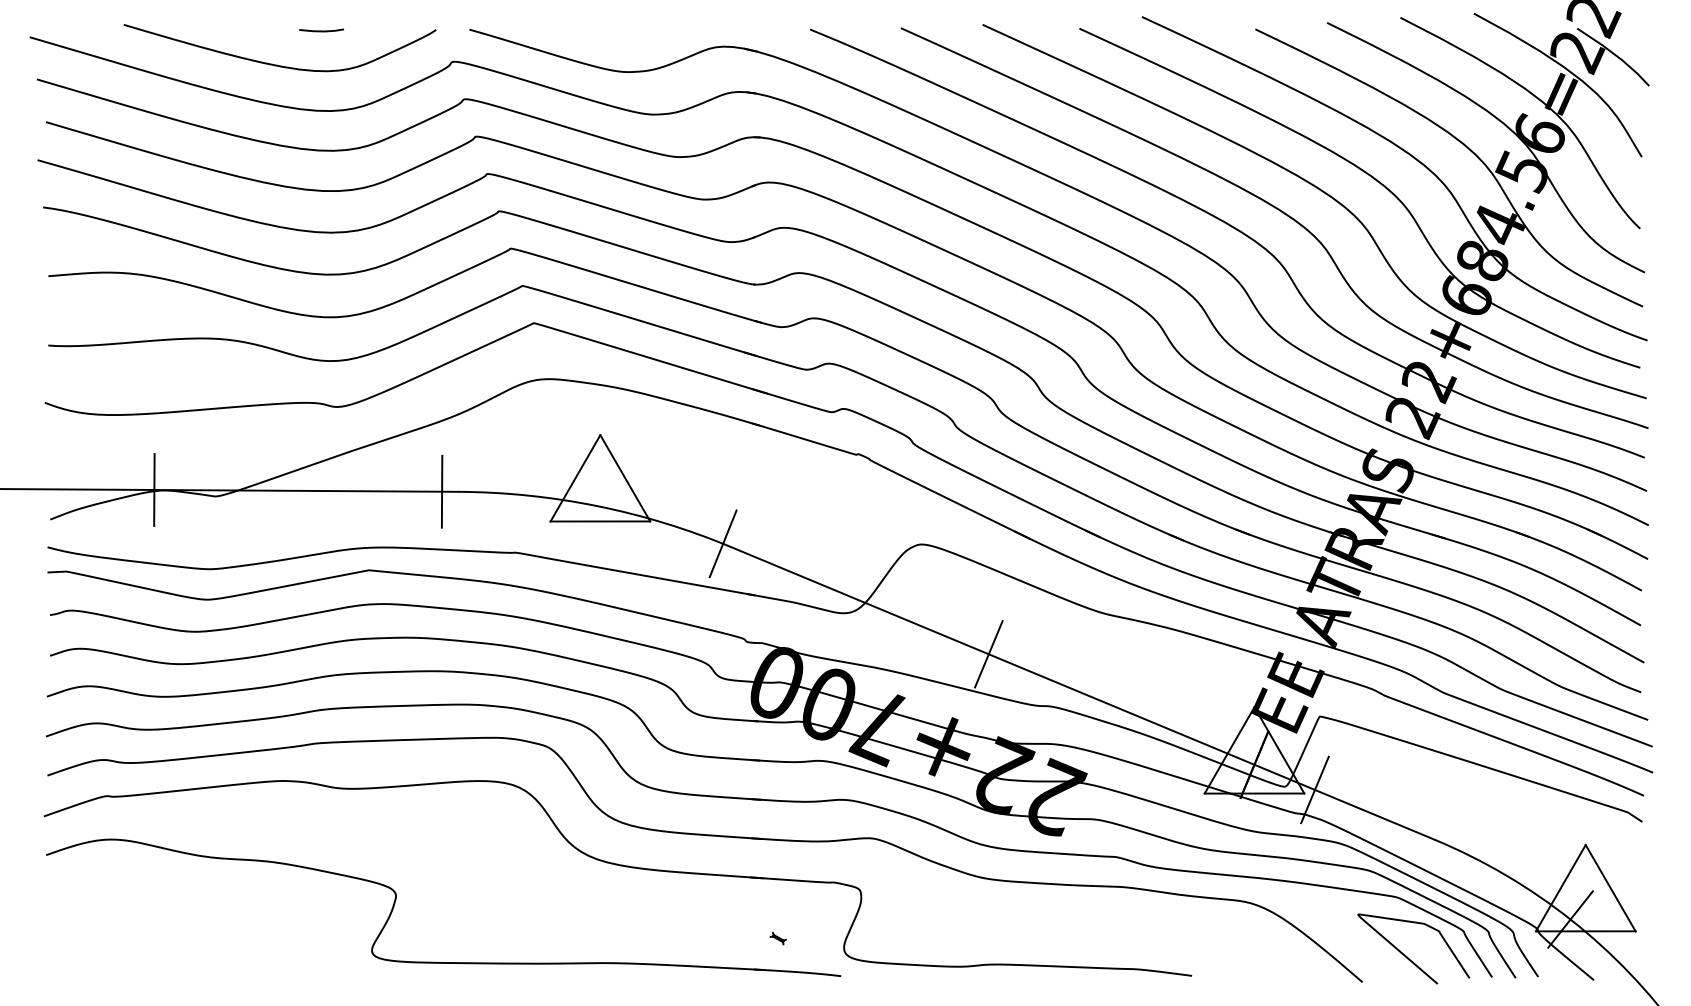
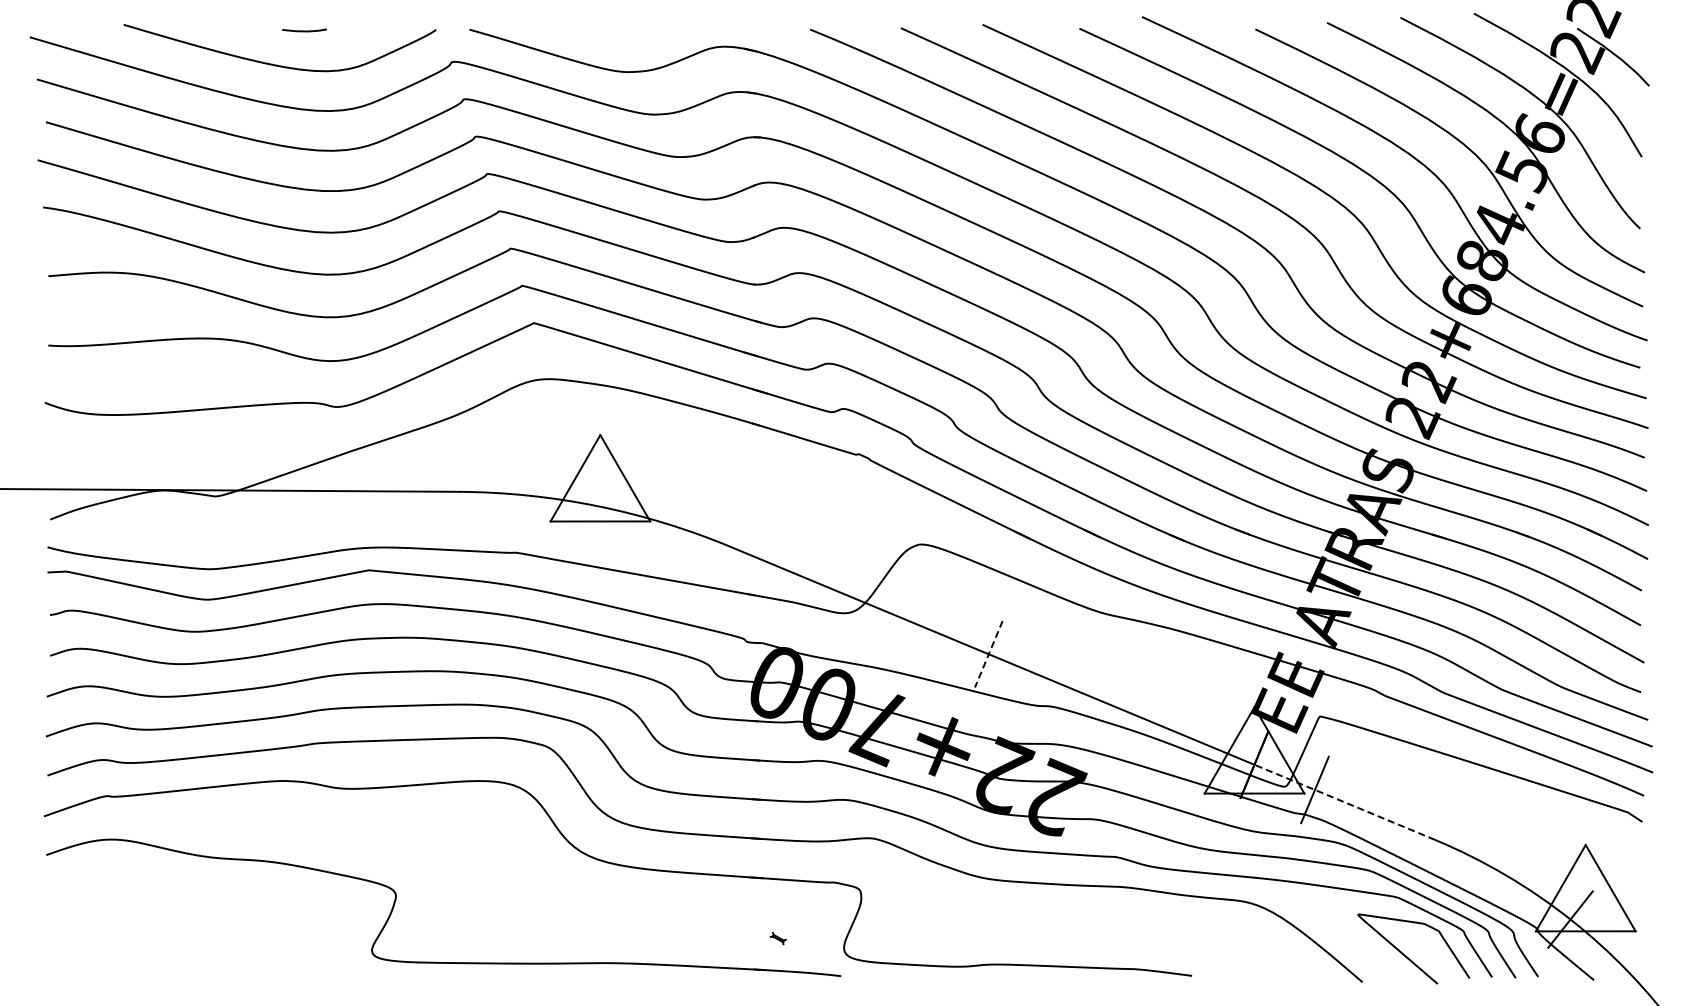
line position: (321, 30) -> (304, 30) (304, 30)
line: present -> none (154, 489)
line: present -> none (441, 491)
line: present -> none (722, 543)
line: solid -> dashed (988, 654)
line: solid -> dashed (1344, 802)
